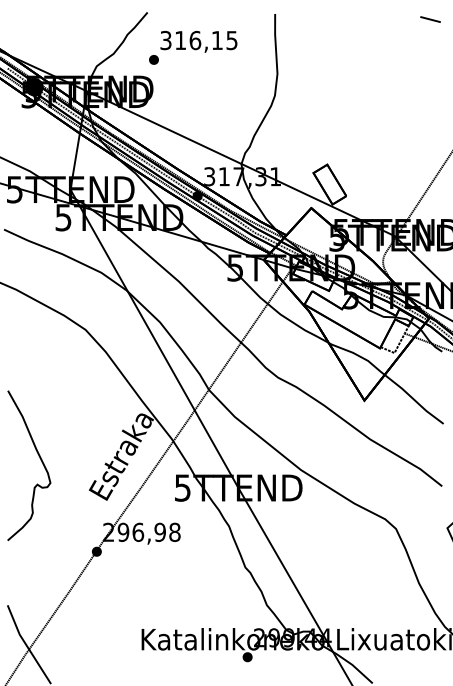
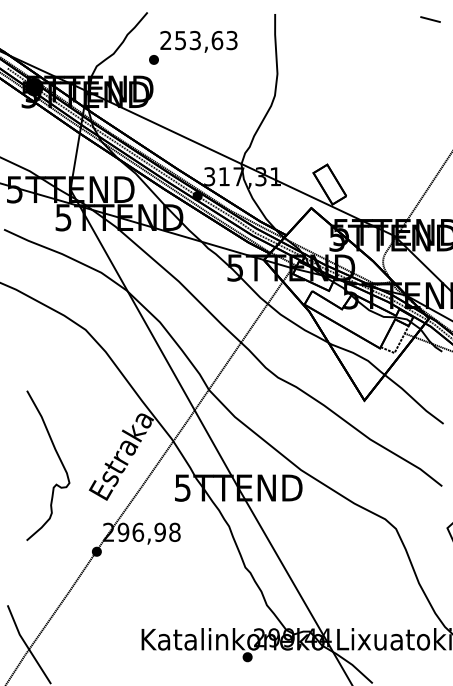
text: 316,15 -> 253,63 (198, 40)
curve position: (40, 460) -> (59, 460) (59, 460)
